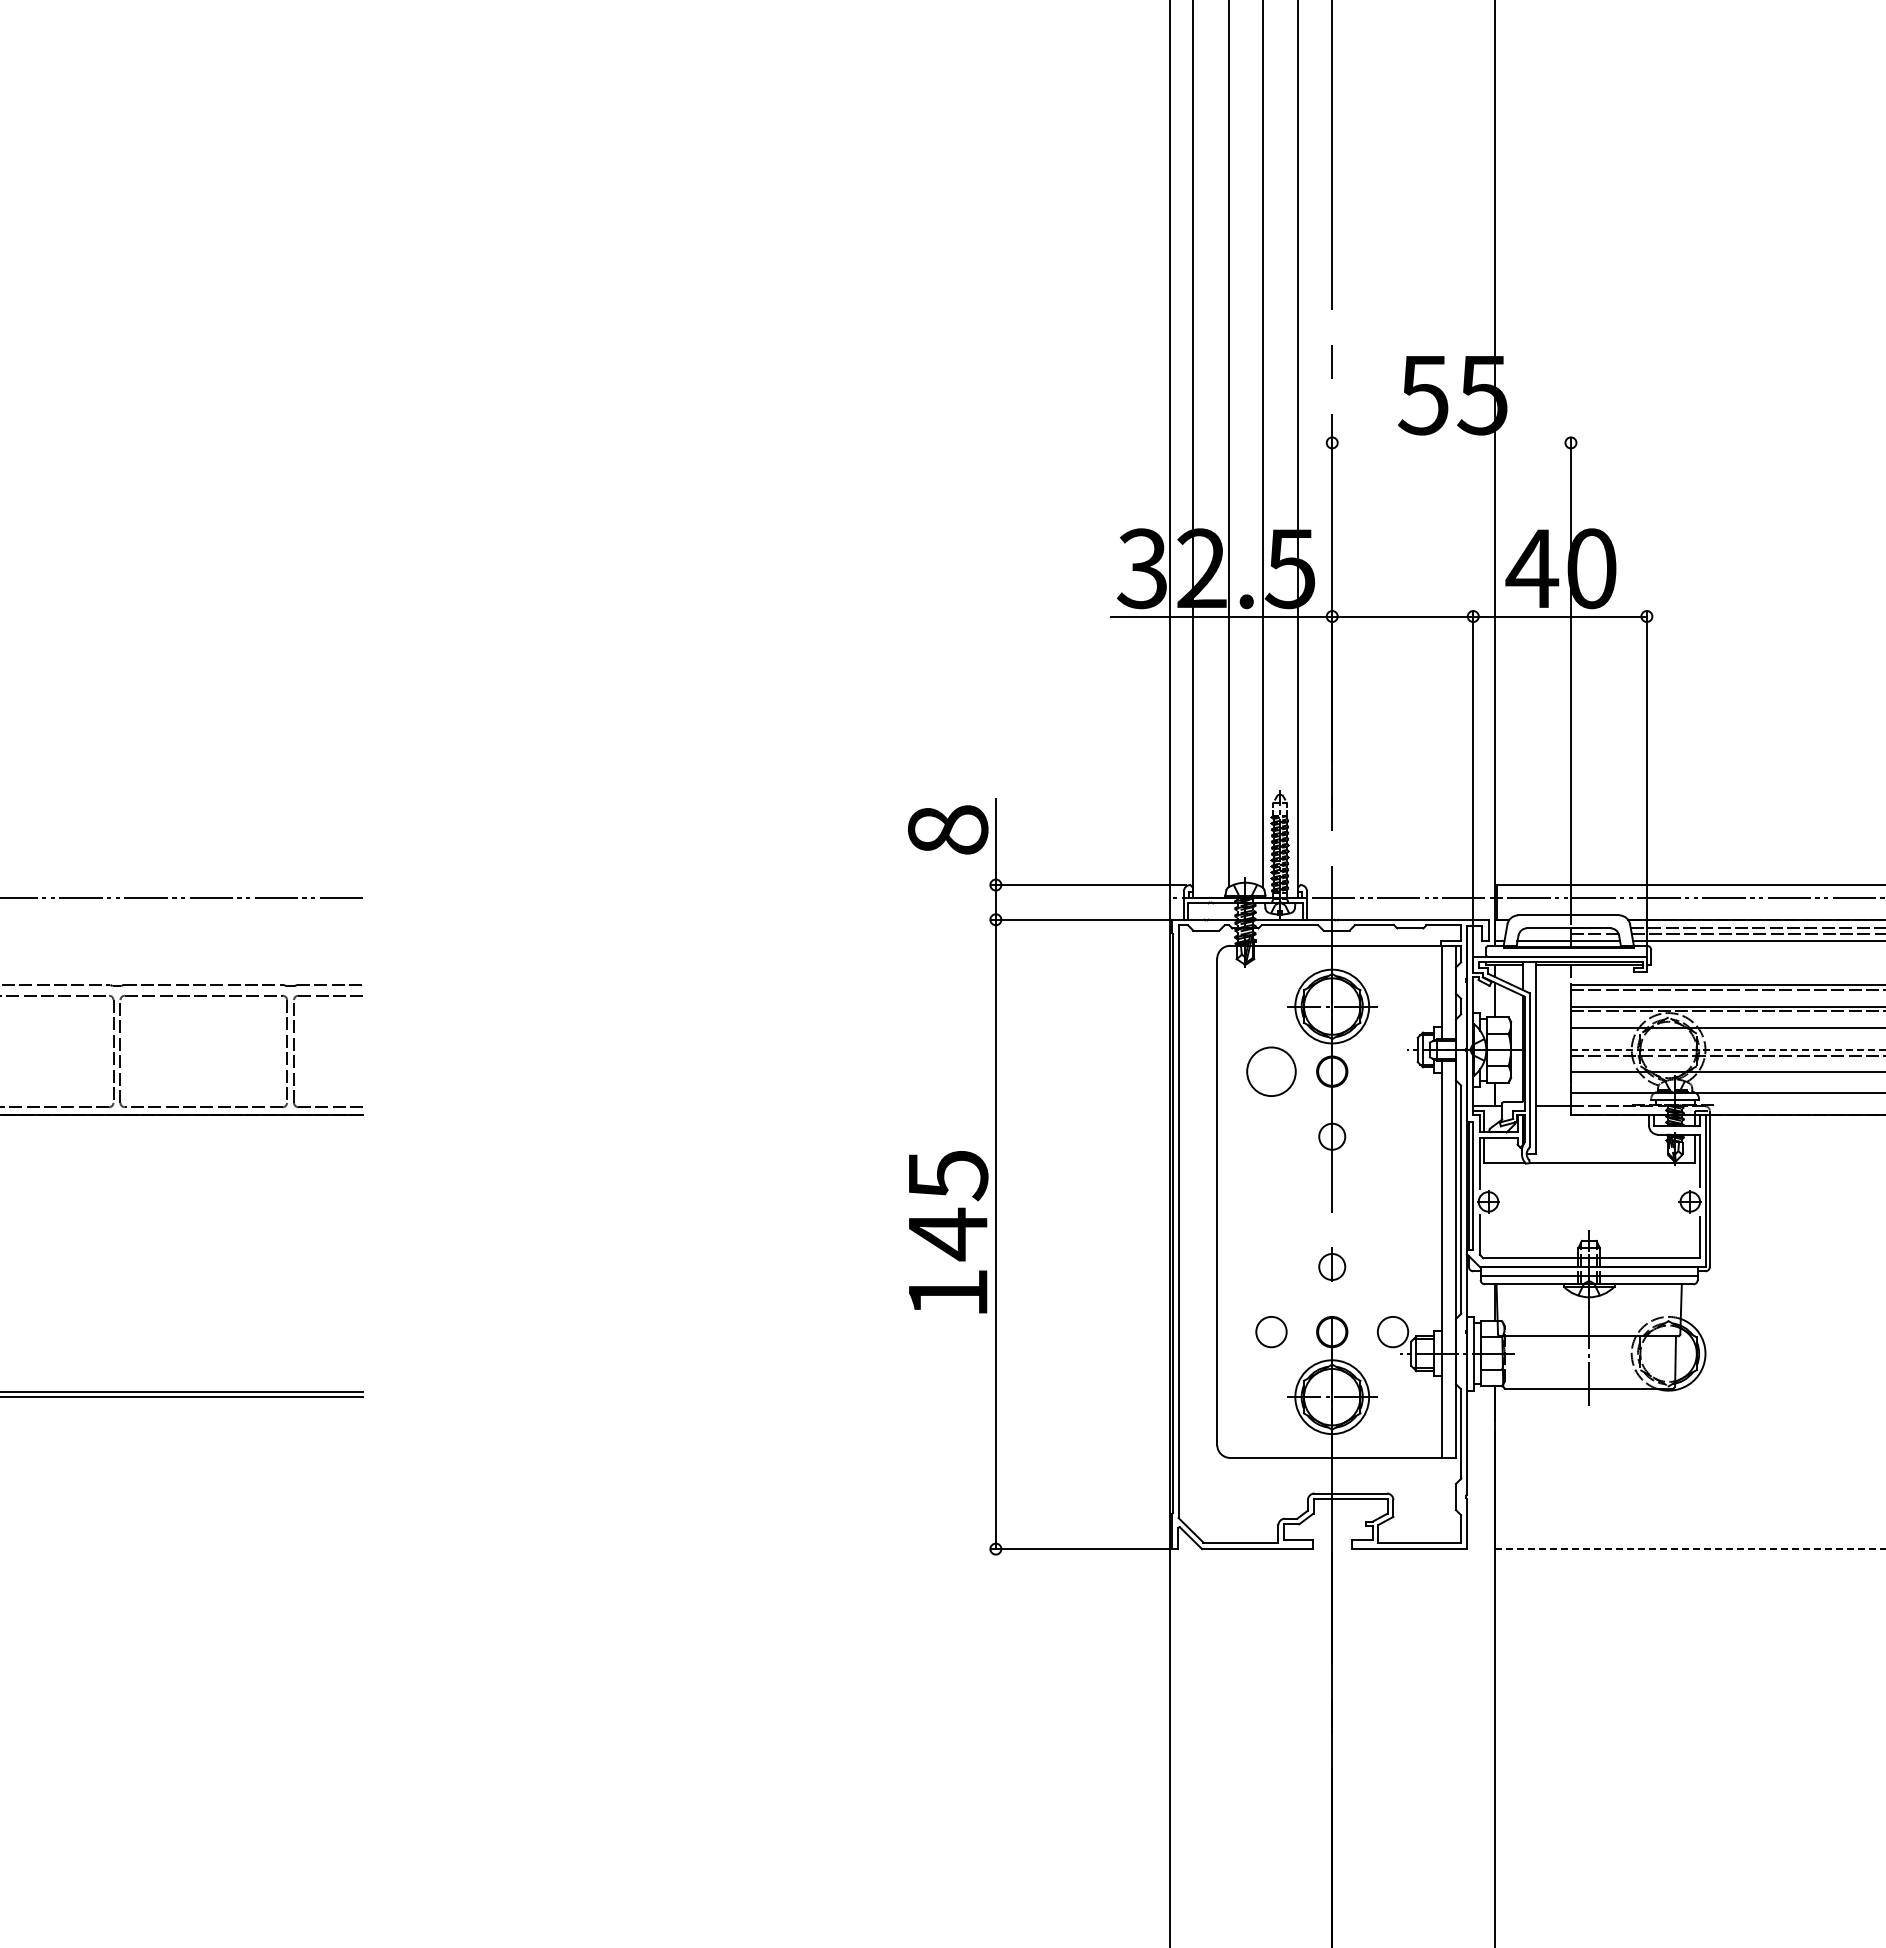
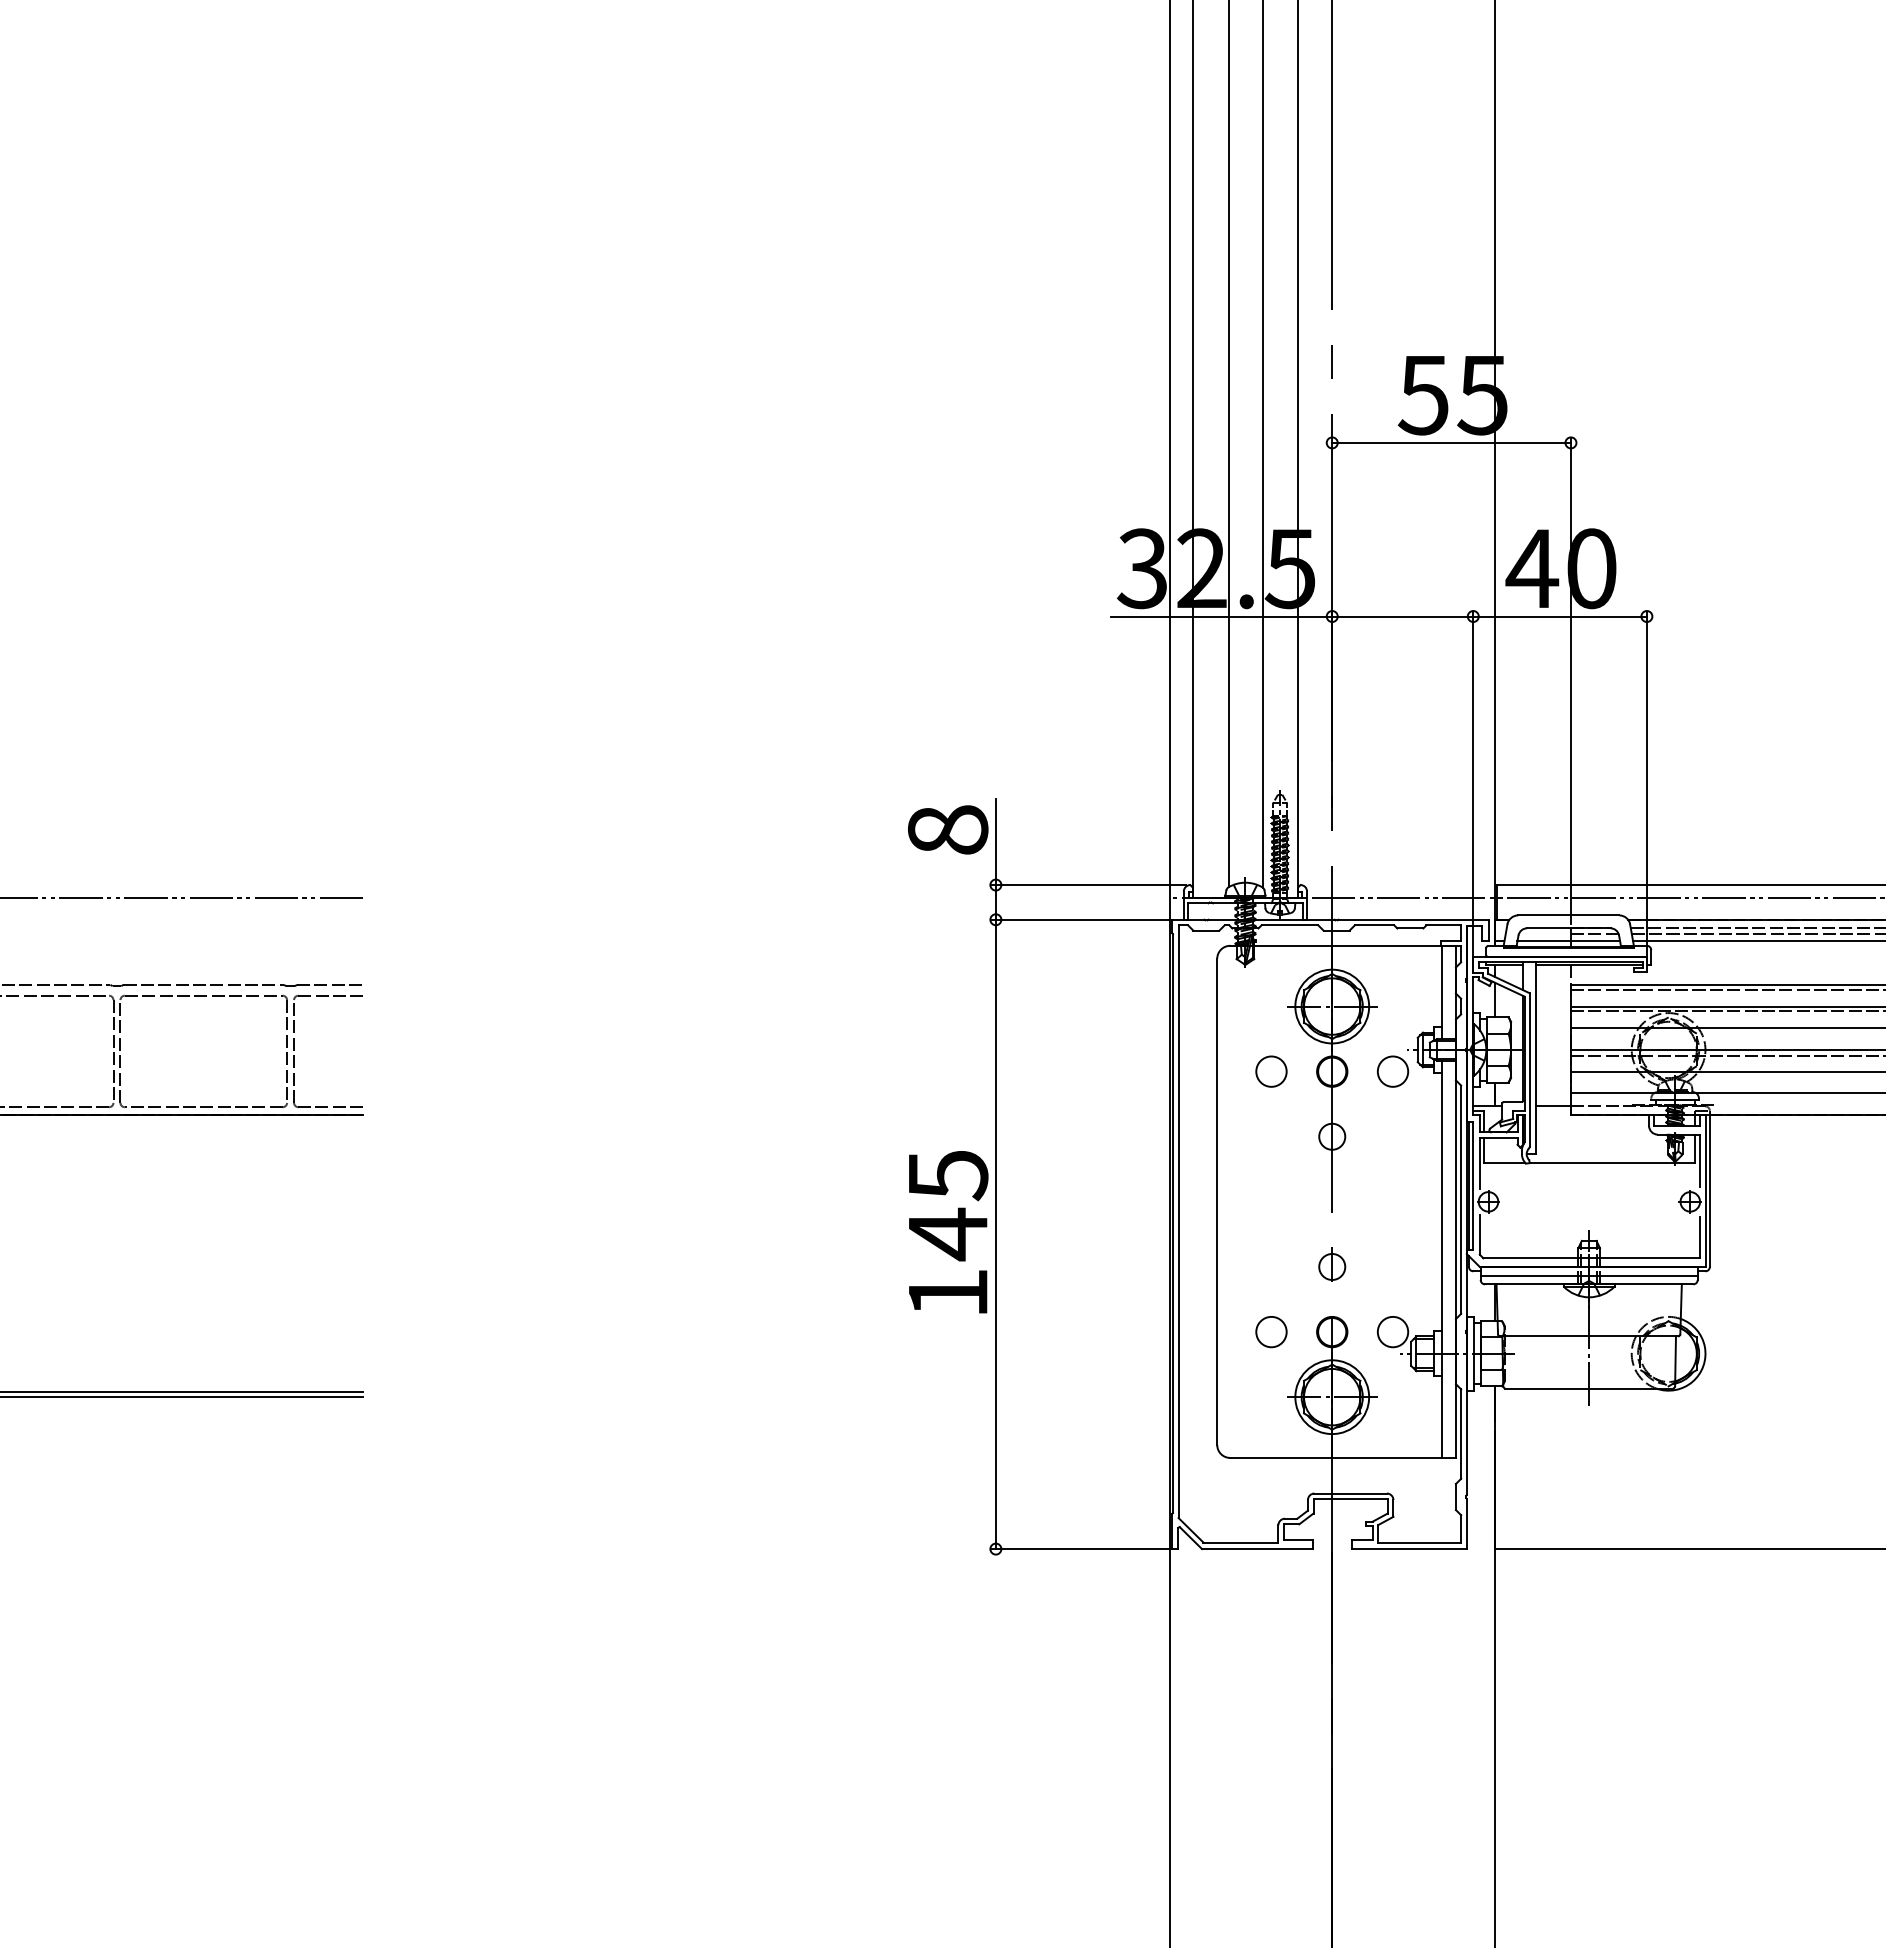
line: none -> present (1451, 442)
line: dashed -> solid (1728, 1049)
circle size: 51x51 px -> 33x33 px (1271, 1071)
circle: none -> present (1392, 1071)
line: dashed -> solid (1690, 1549)
